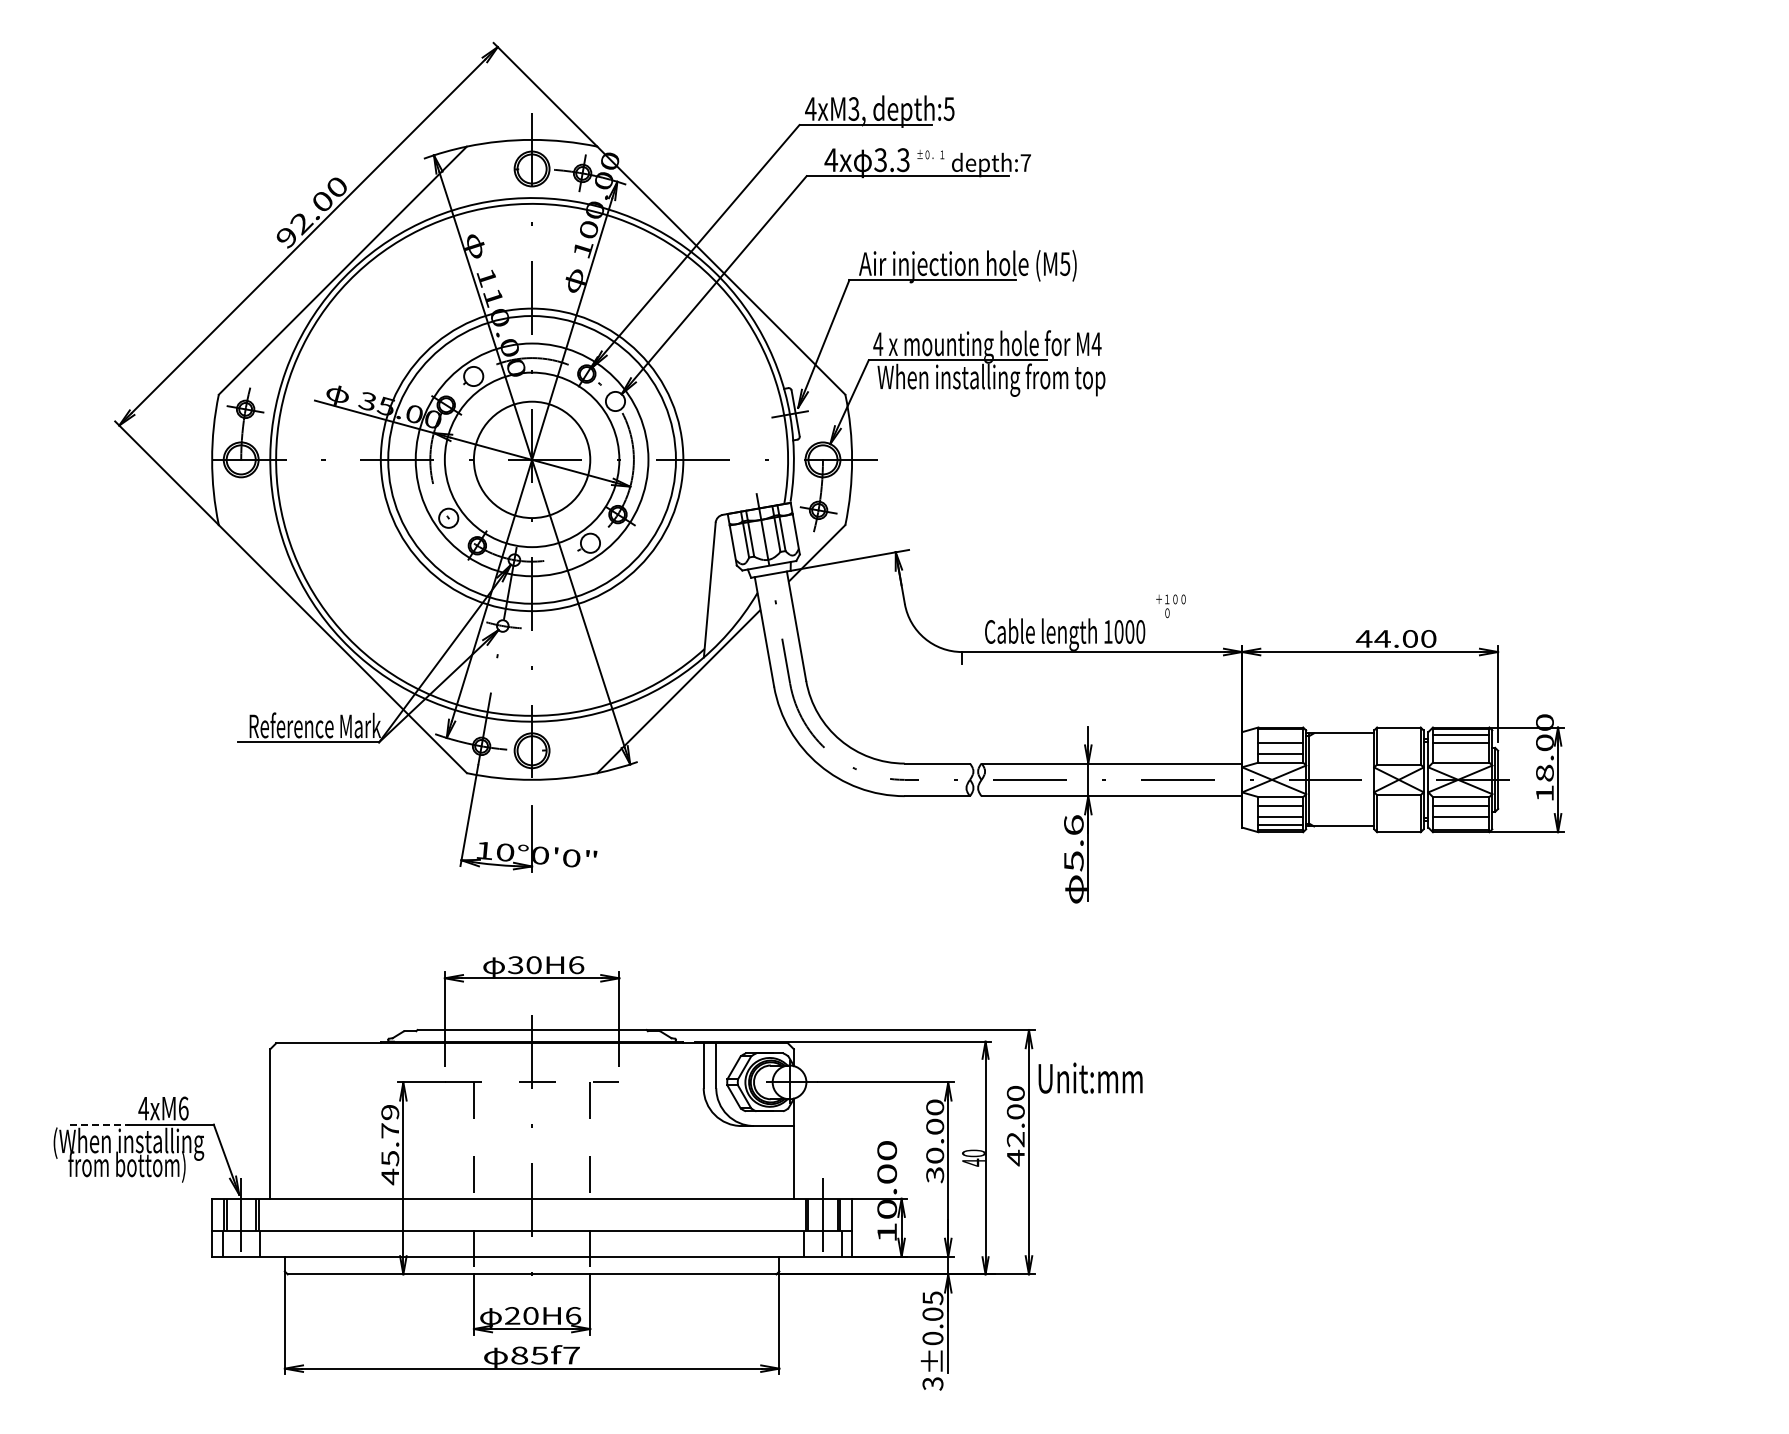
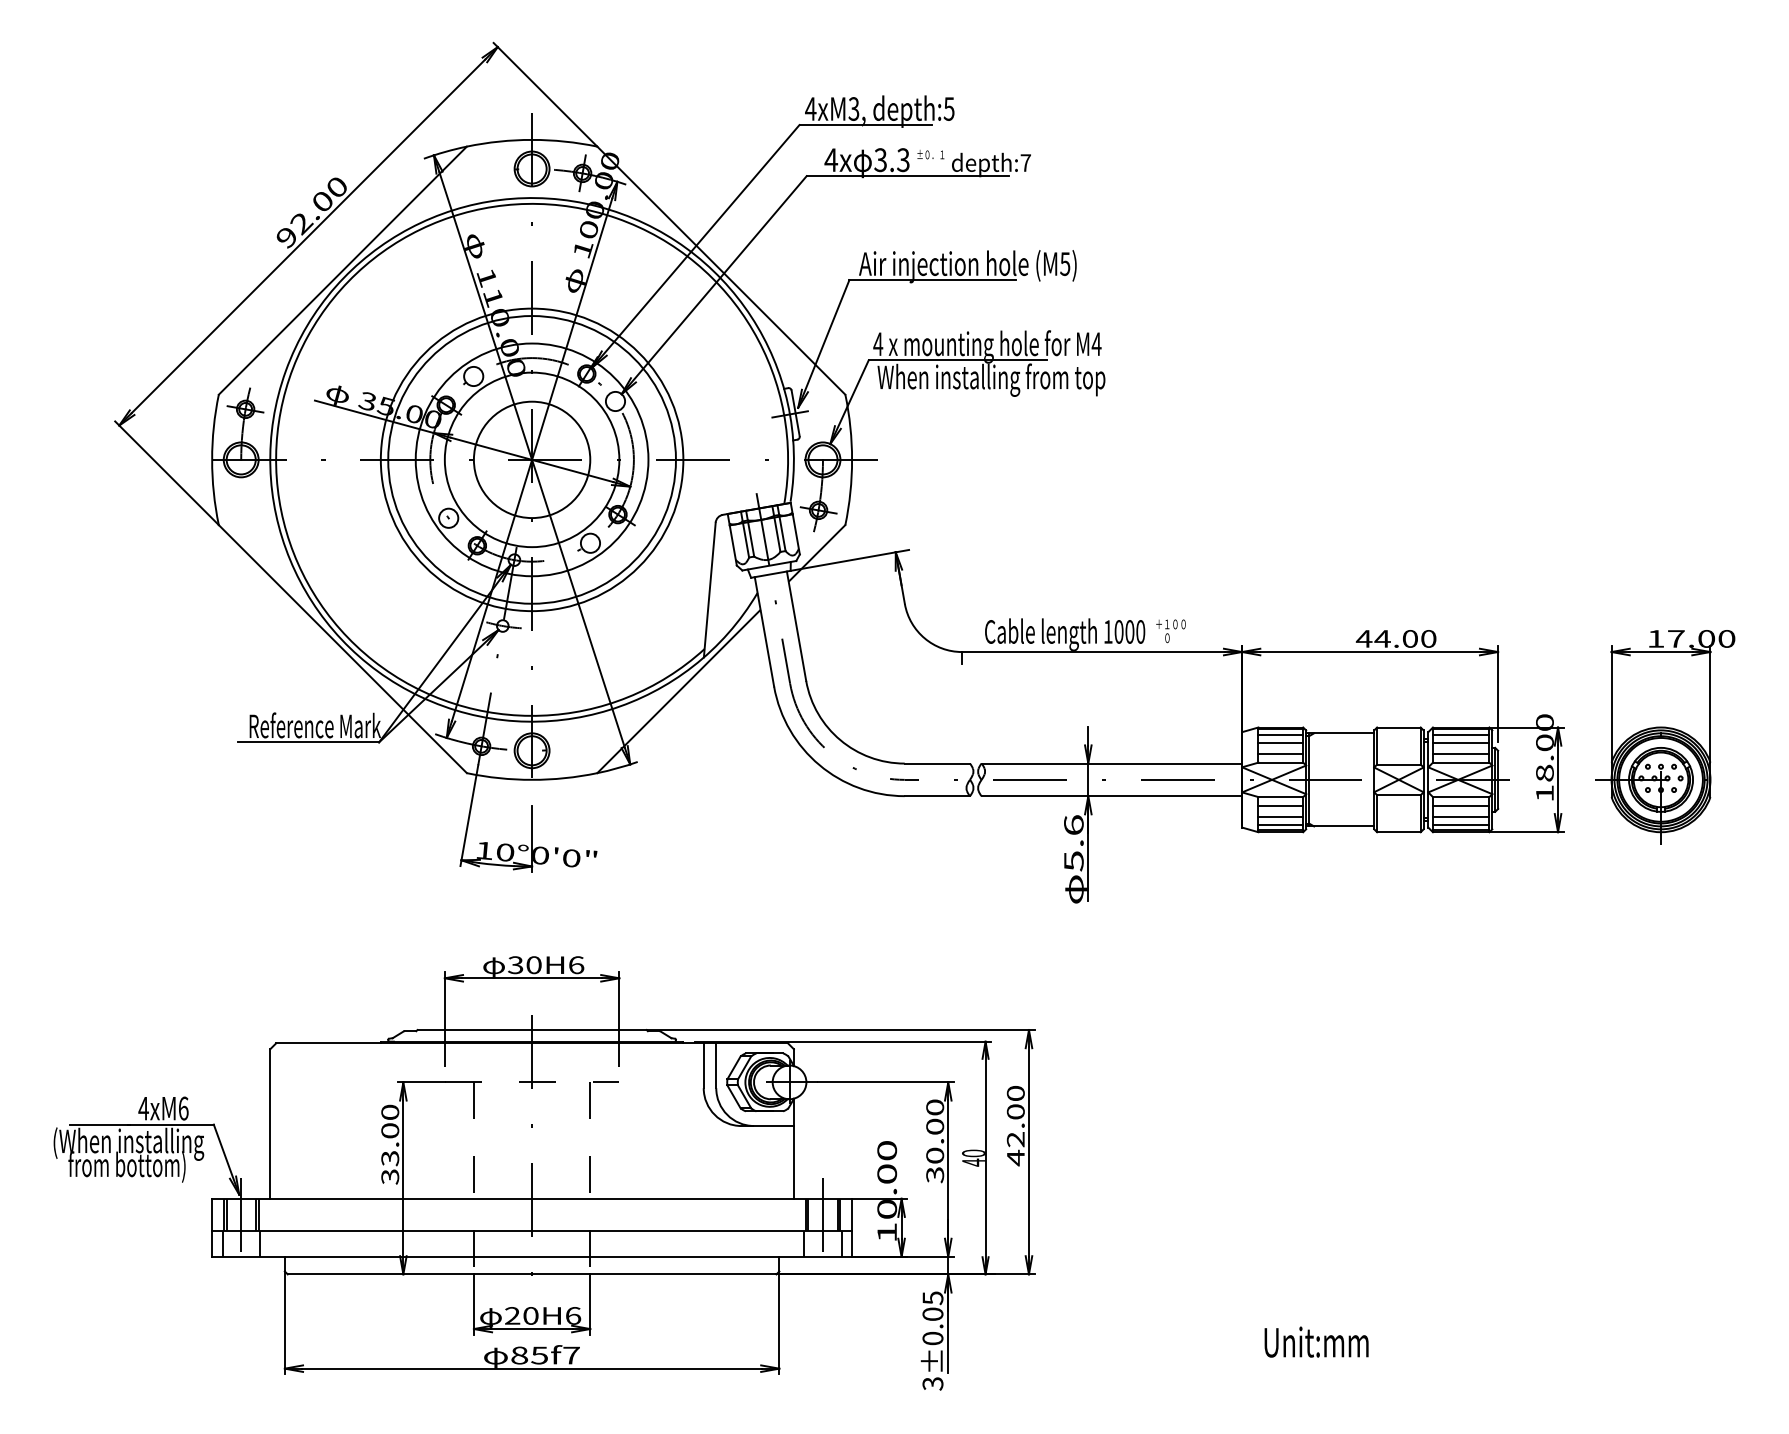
text position: (1170, 606) -> (1170, 631) (1170, 631)
line: none -> present (1280, 734)
part: none -> present (1665, 737)
line: none -> present (1460, 753)
line: none -> present (1460, 825)
text position: (1090, 1077) -> (1316, 1341) (1316, 1341)
line: dashed -> solid (99, 1124)
text: 45.79 -> 33.00 (390, 1144)
